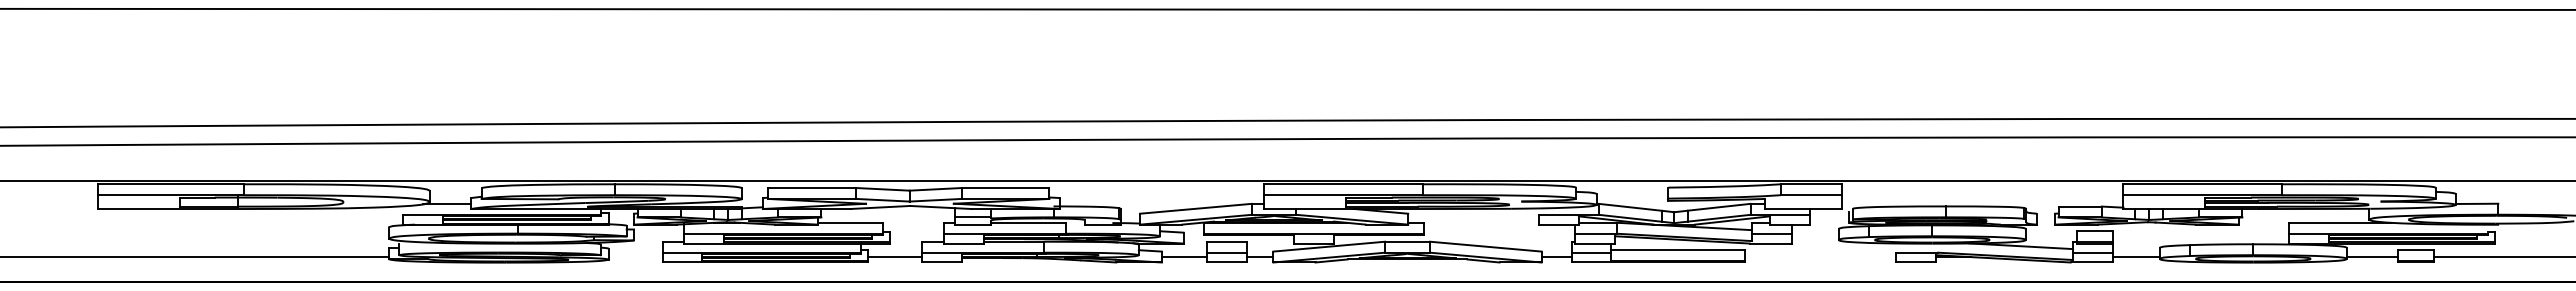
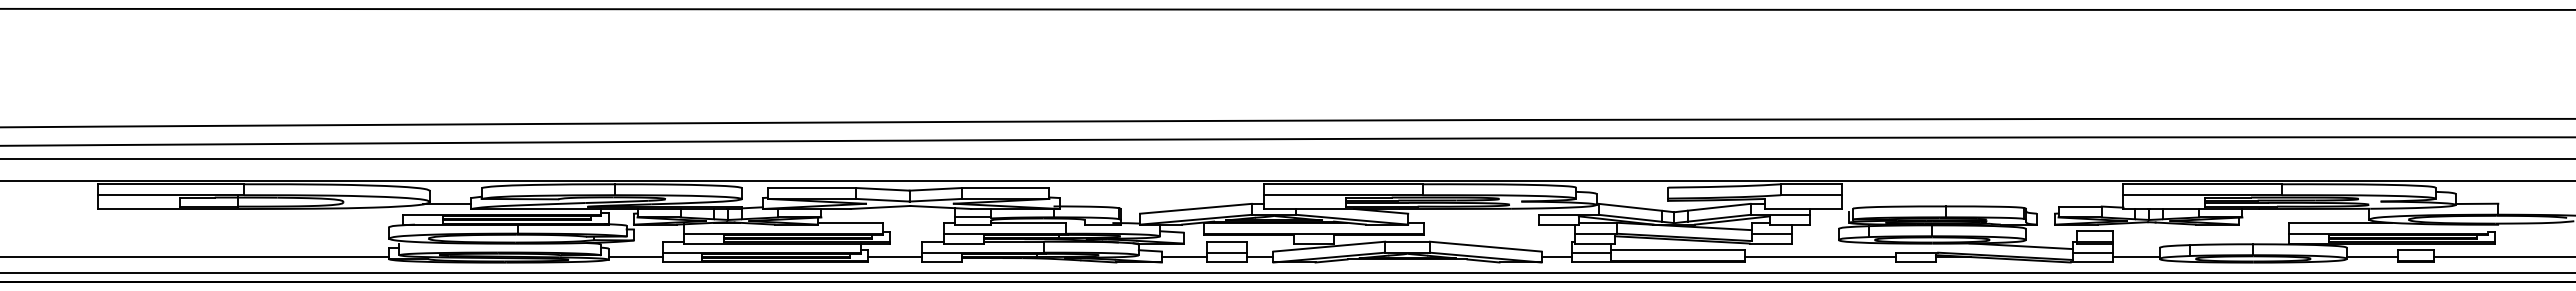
line: none -> present (1287, 158)
line: none -> present (635, 257)
line: none -> present (1820, 257)
line: none -> present (1287, 273)
